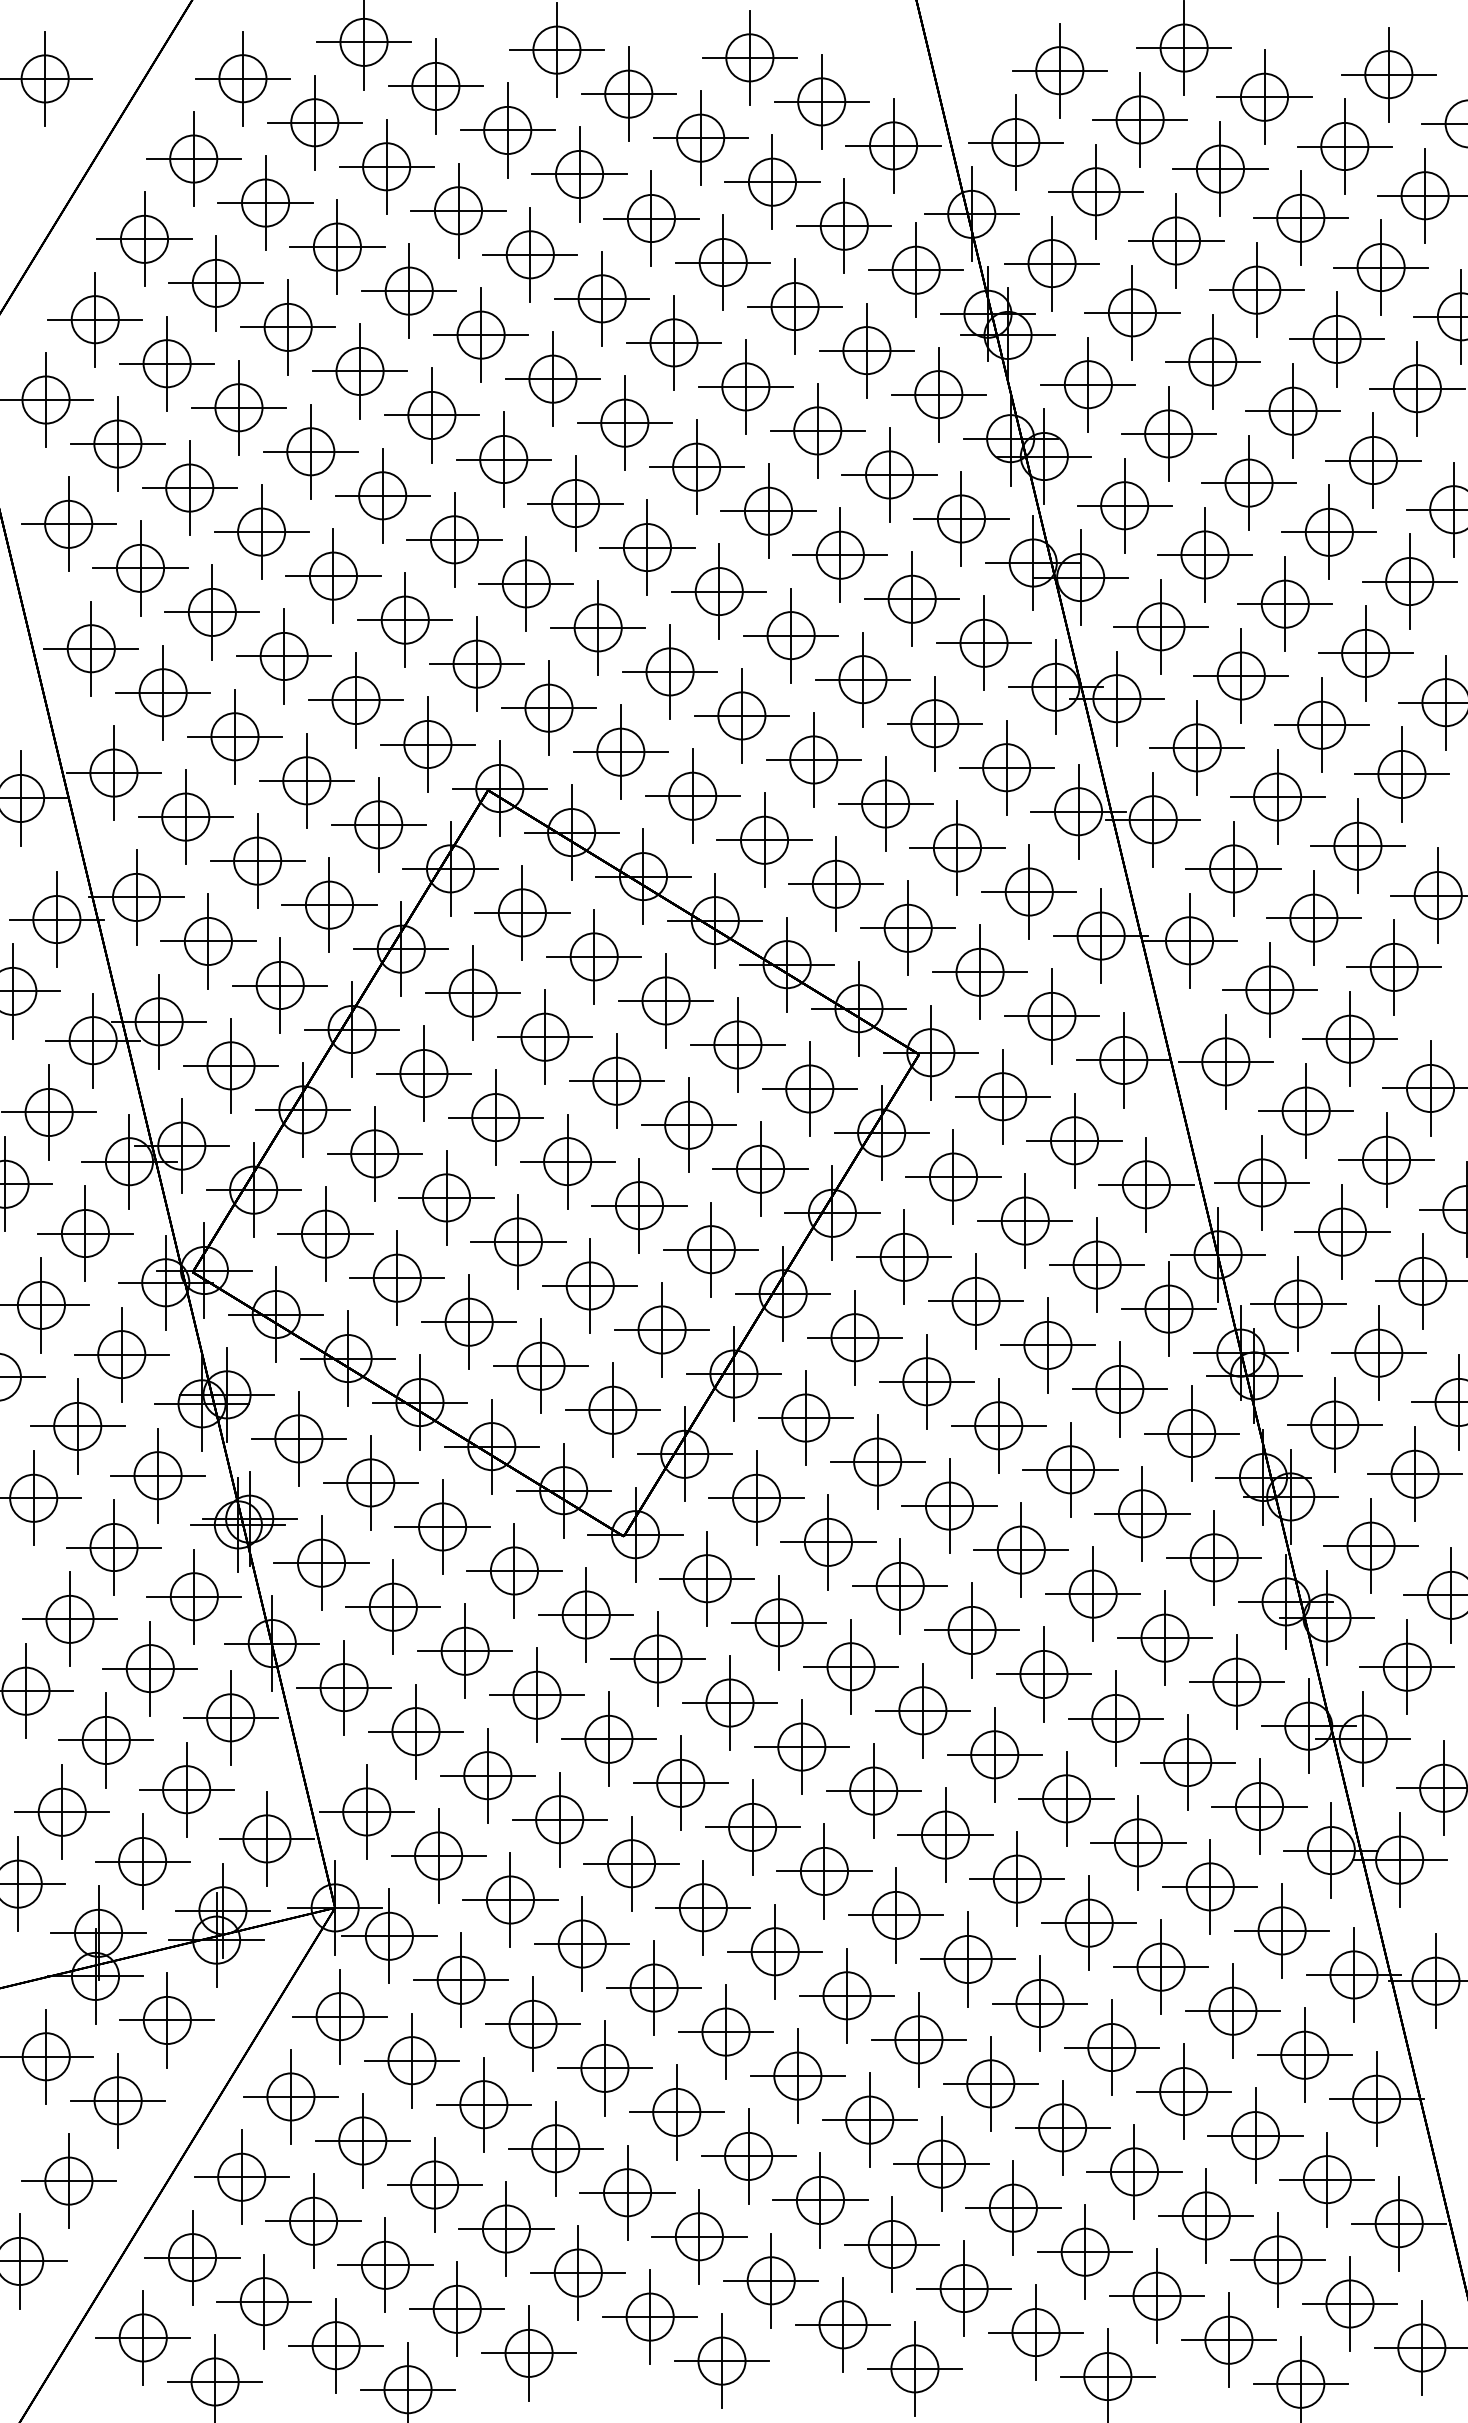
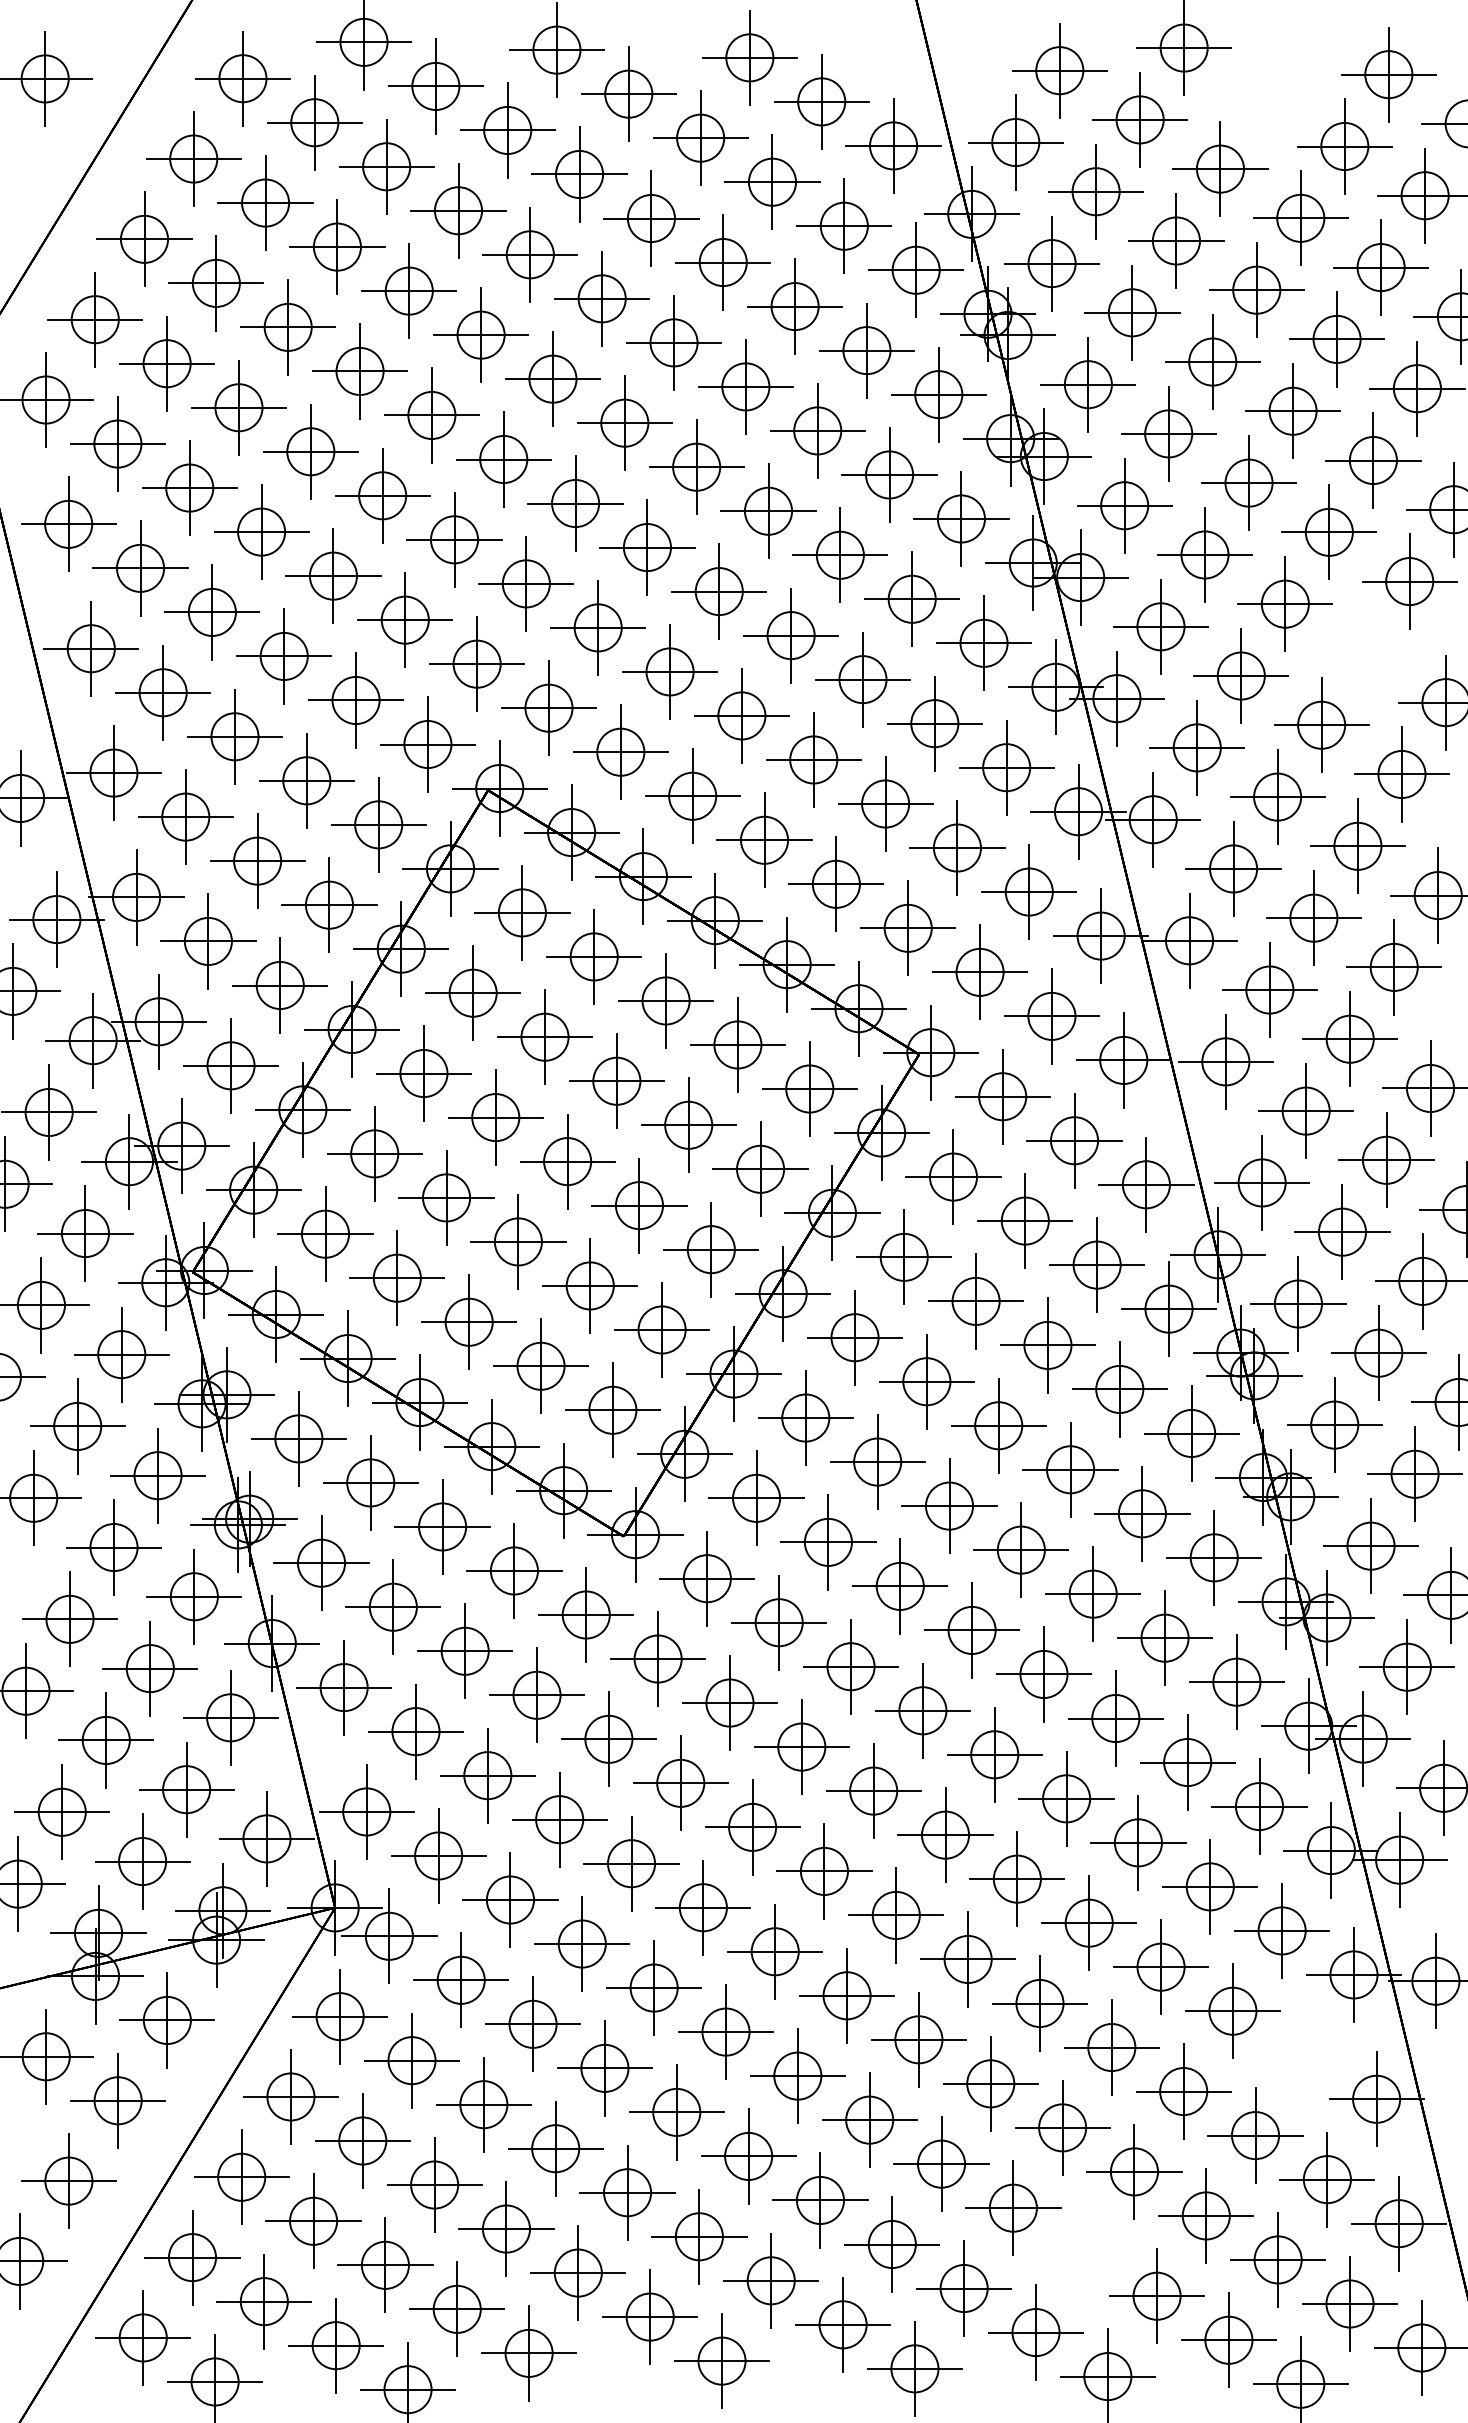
part: present -> none (1264, 96)
part: present -> none (1365, 653)
part: present -> none (1304, 2054)
part: present -> none (1084, 2251)
